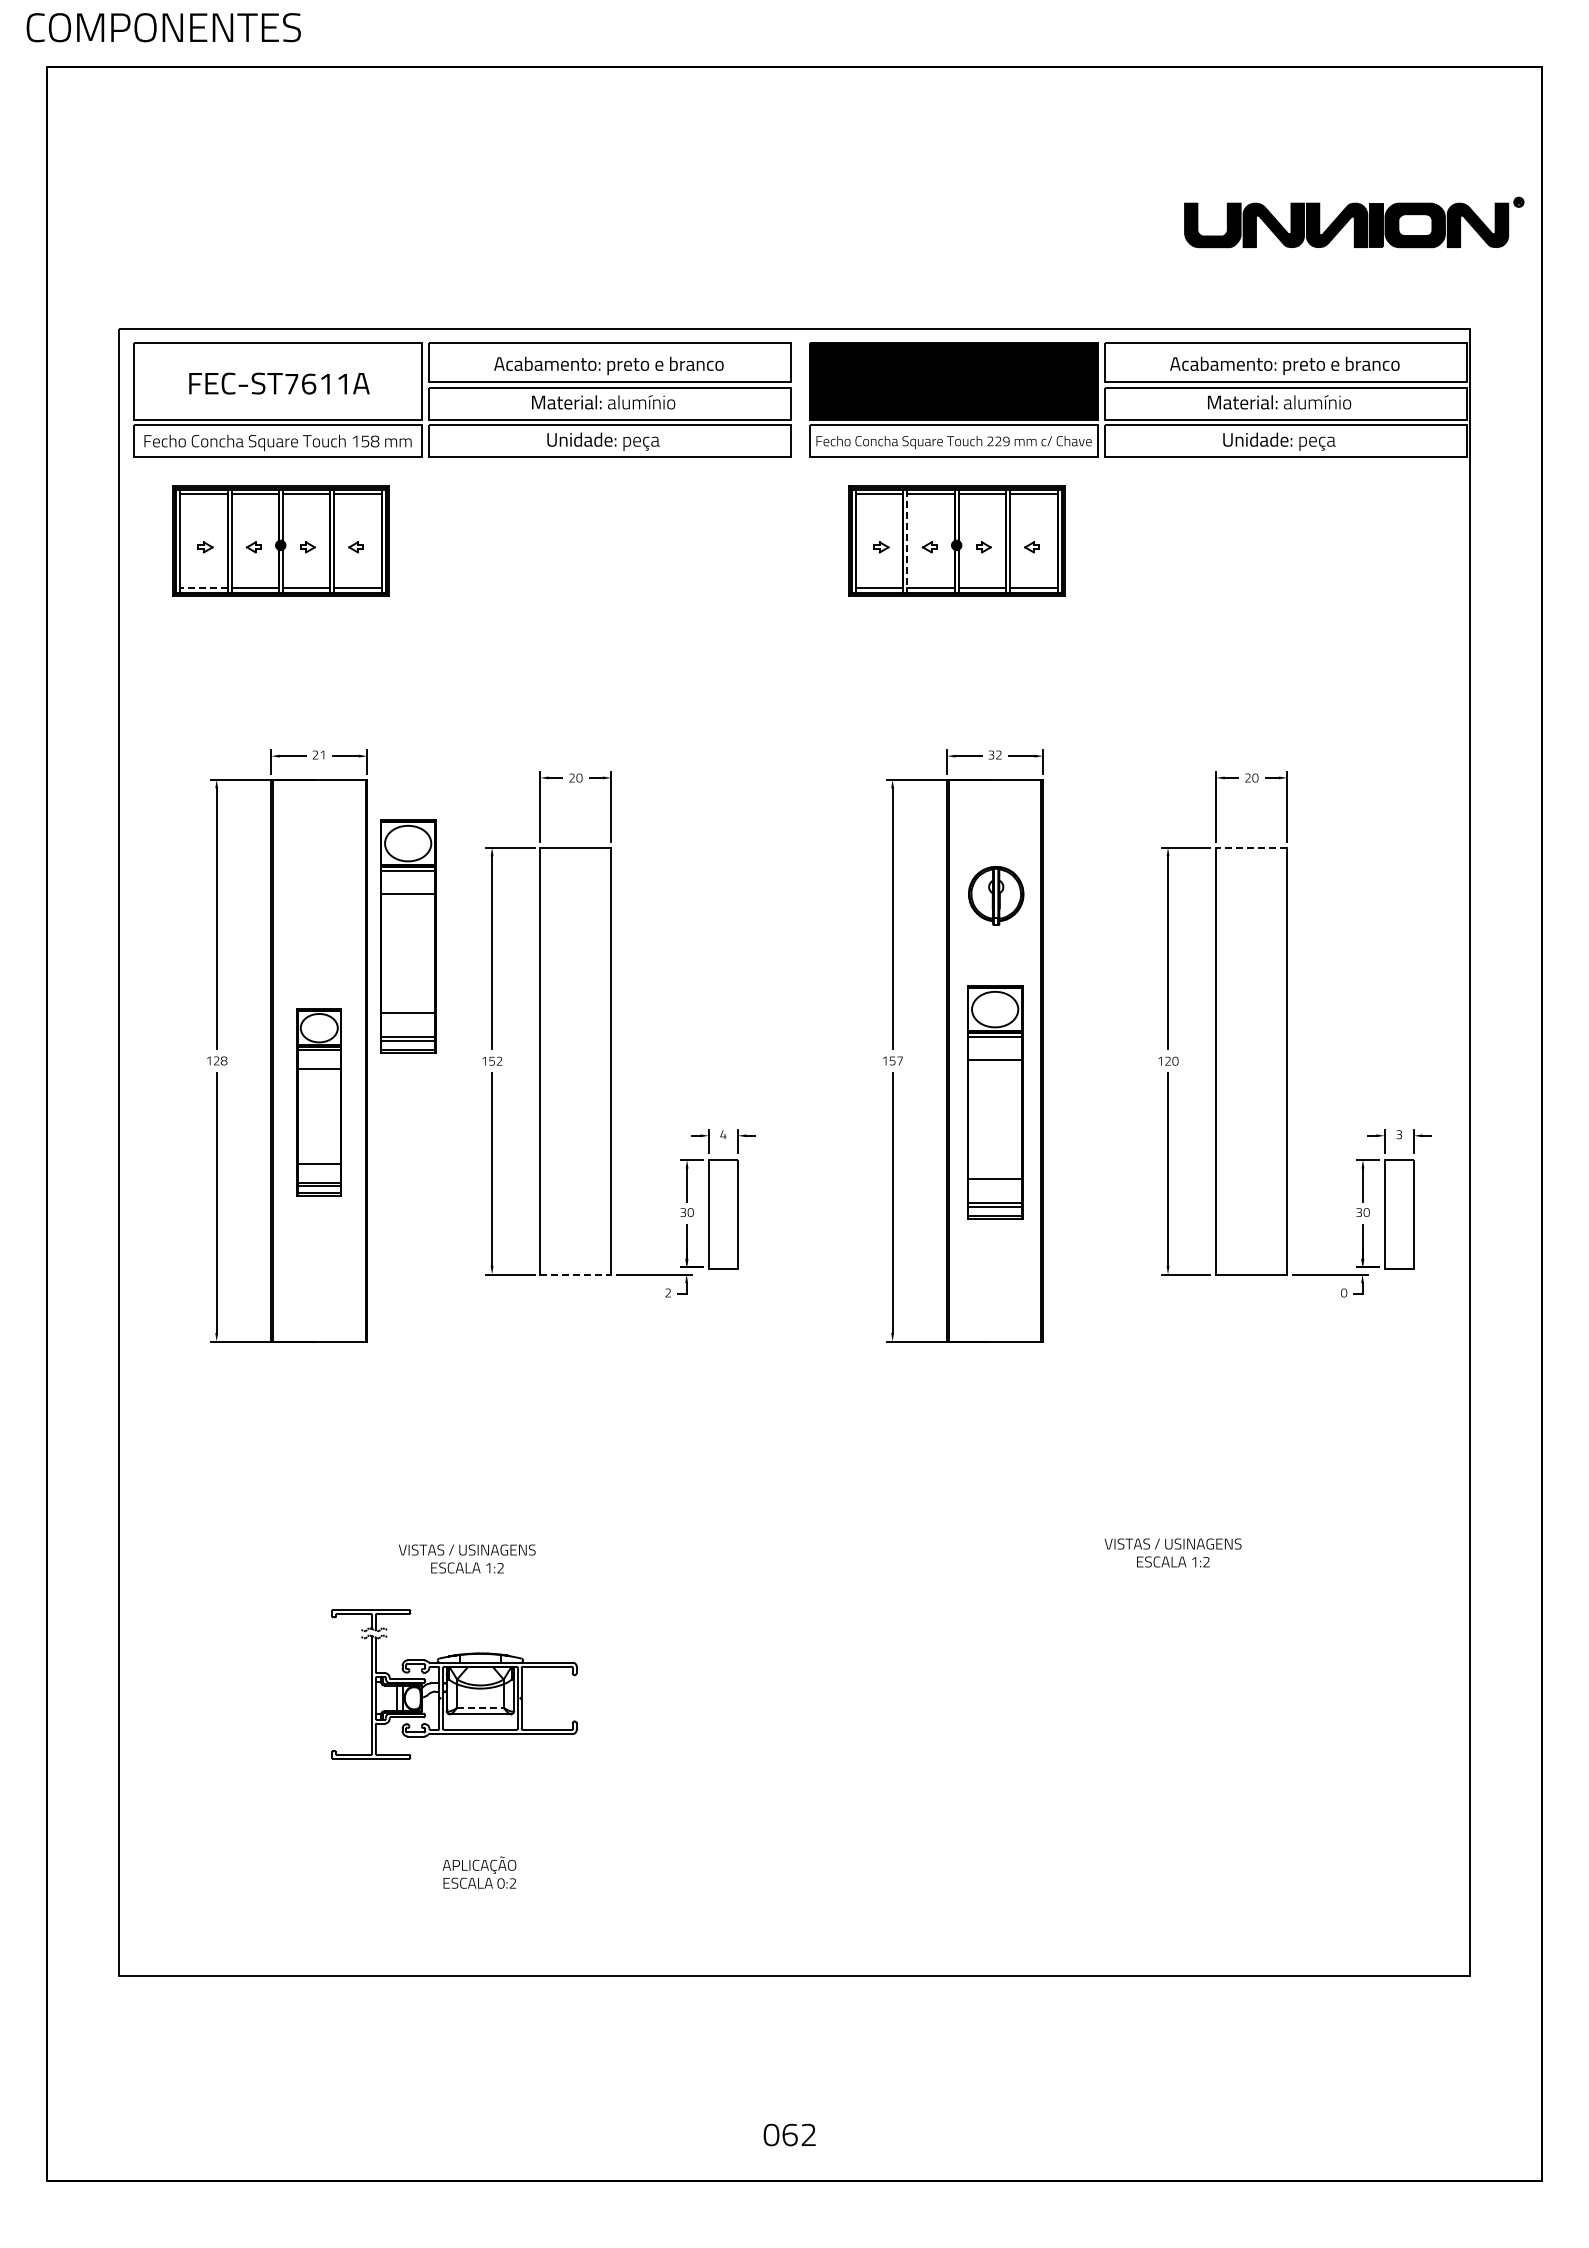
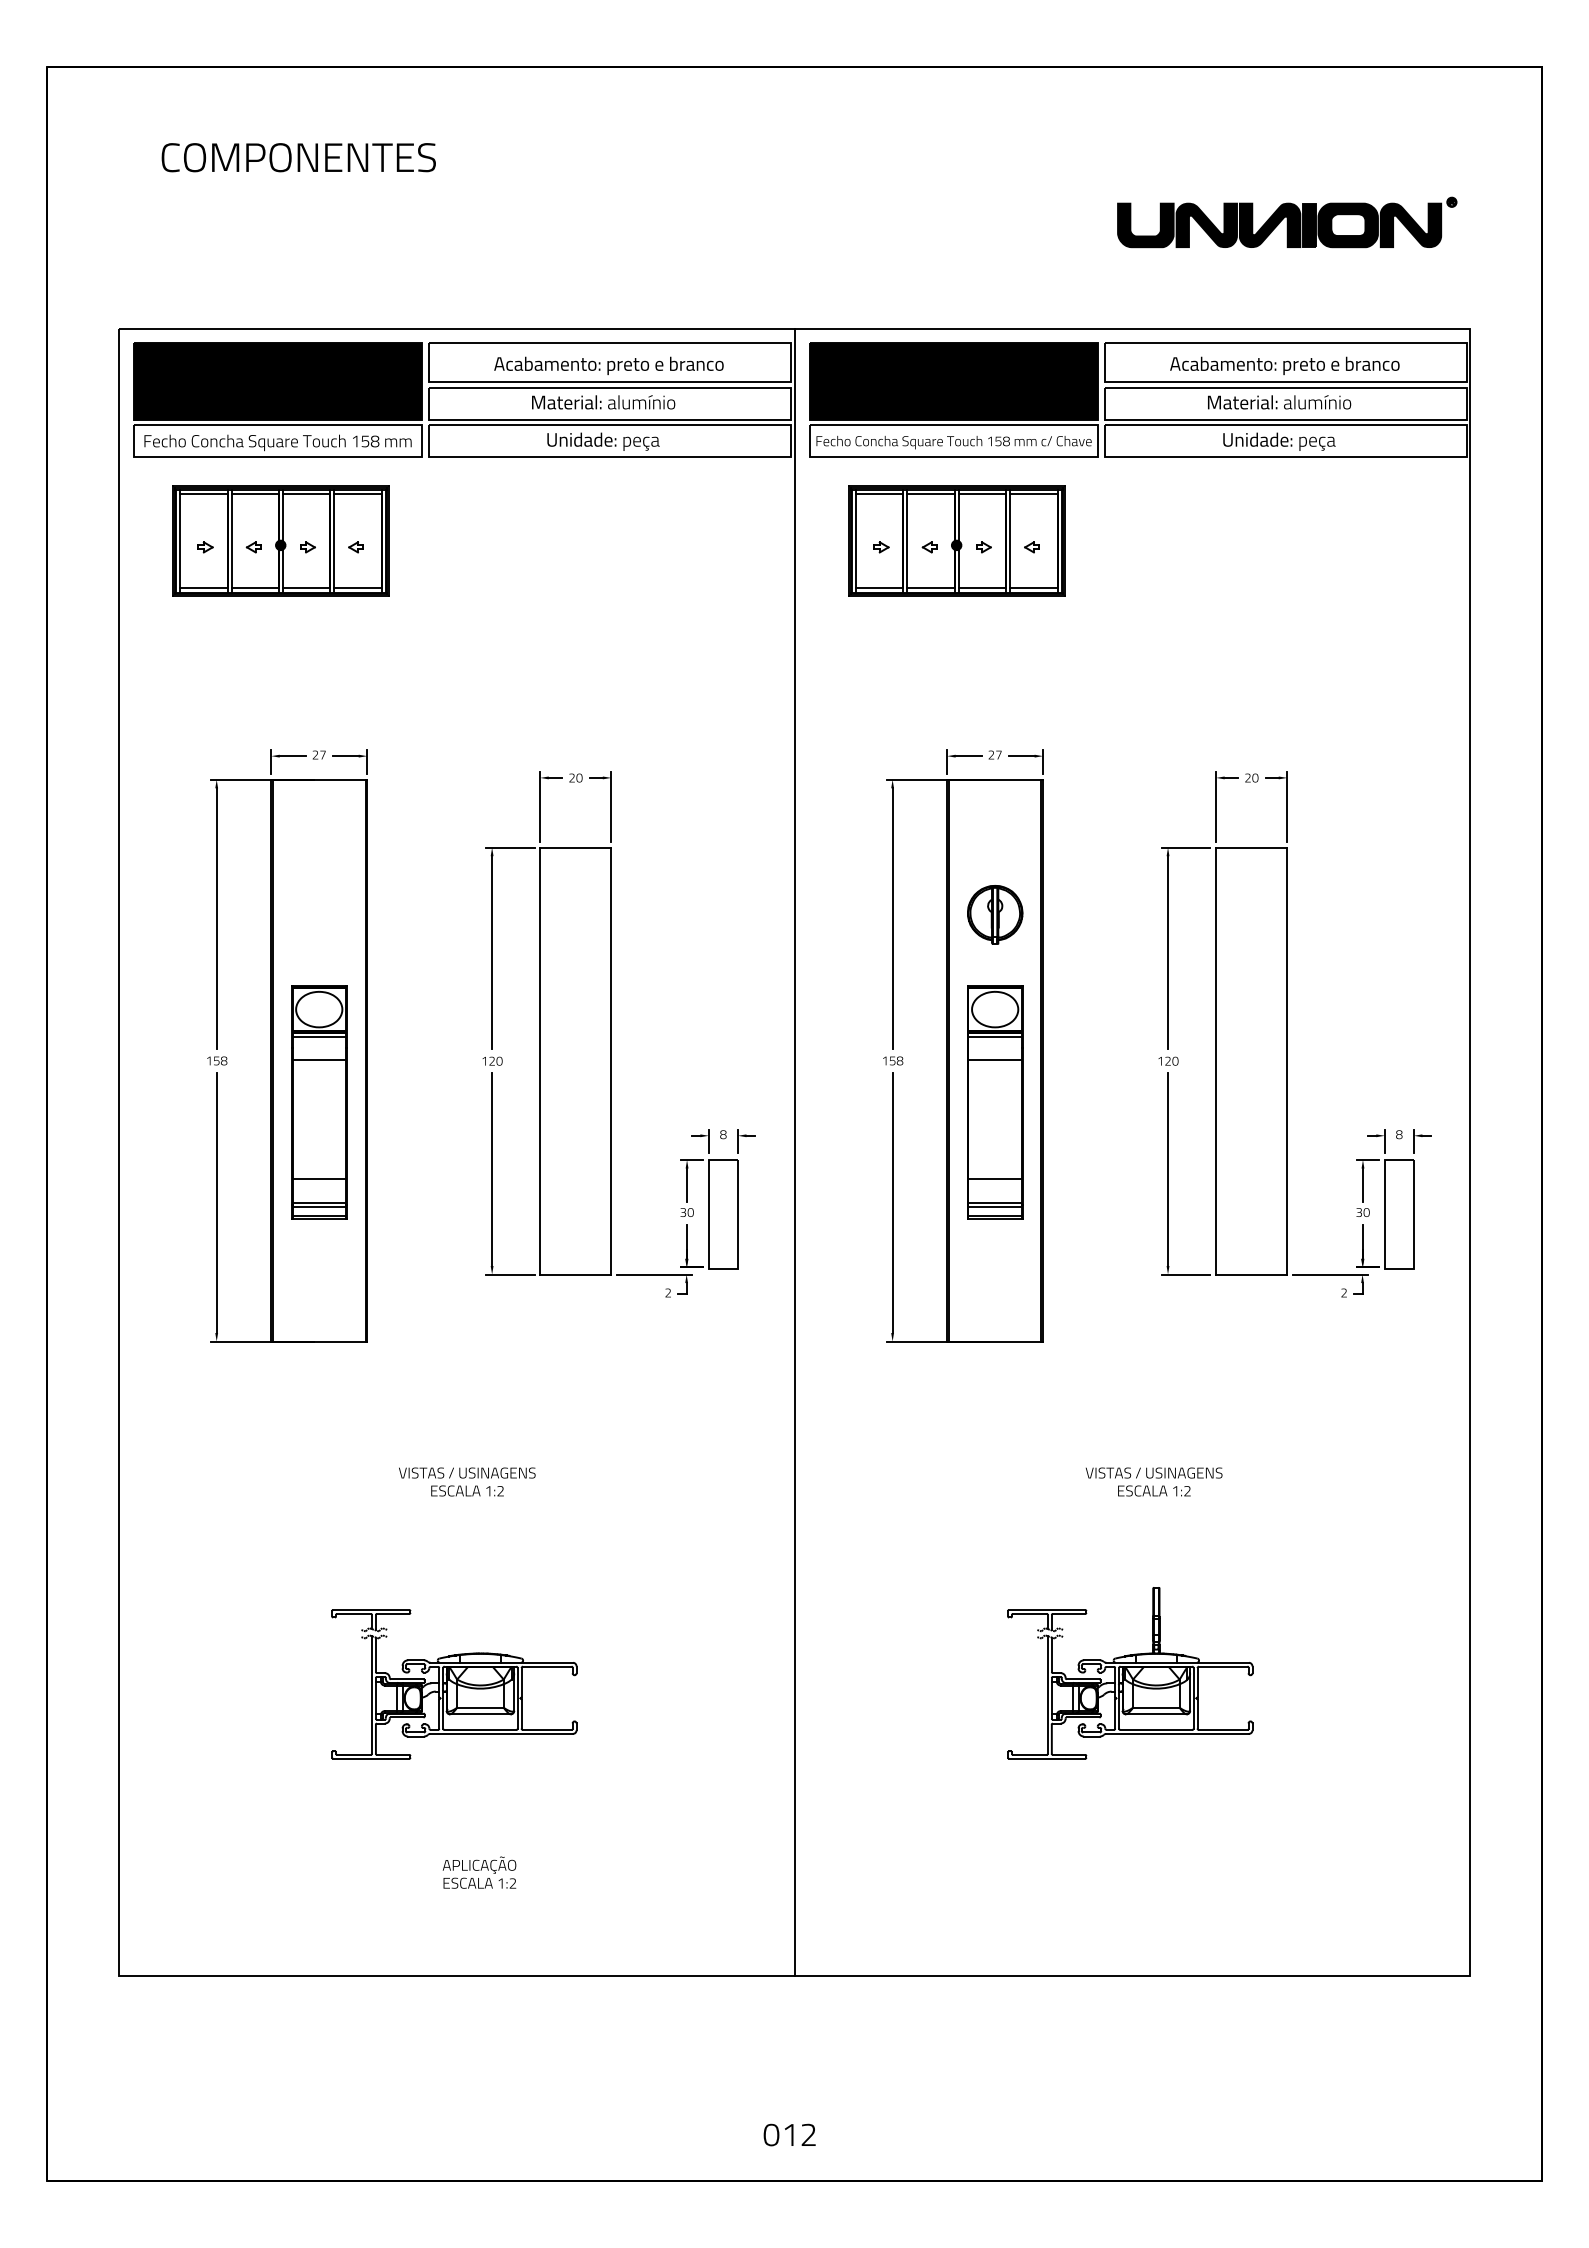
text position: (163, 27) -> (298, 157) (298, 157)
part position: (1354, 222) -> (1287, 222) (1287, 222)
fill: none -> present (277, 381)
text: 229 -> 158 (998, 441)
line: dashed -> solid (907, 541)
line: dashed -> solid (203, 587)
text: 21 -> 27 (322, 754)
text: 32 -> 27 (995, 754)
line: dashed -> solid (1251, 847)
part position: (996, 895) -> (995, 914) (995, 914)
part: present -> none (408, 936)
text: 128 -> 158 (216, 1060)
text: 152 -> 120 (495, 1060)
text: 157 -> 158 (899, 1060)
part size: 46x189 px -> 57x235 px (319, 1102)
text: 4 -> 8 (723, 1134)
text: 3 -> 8 (1399, 1134)
line: none -> present (794, 1152)
line: dashed -> solid (575, 1274)
text: 0 -> 2 (1344, 1292)
text position: (1172, 1552) -> (1153, 1481) (1153, 1481)
text position: (467, 1558) -> (467, 1481) (467, 1481)
part: none -> present (1130, 1673)
line: dashed -> solid (480, 1707)
text: 0:2 -> 1:2 (500, 1883)
text: 062 -> 012 (789, 2134)
